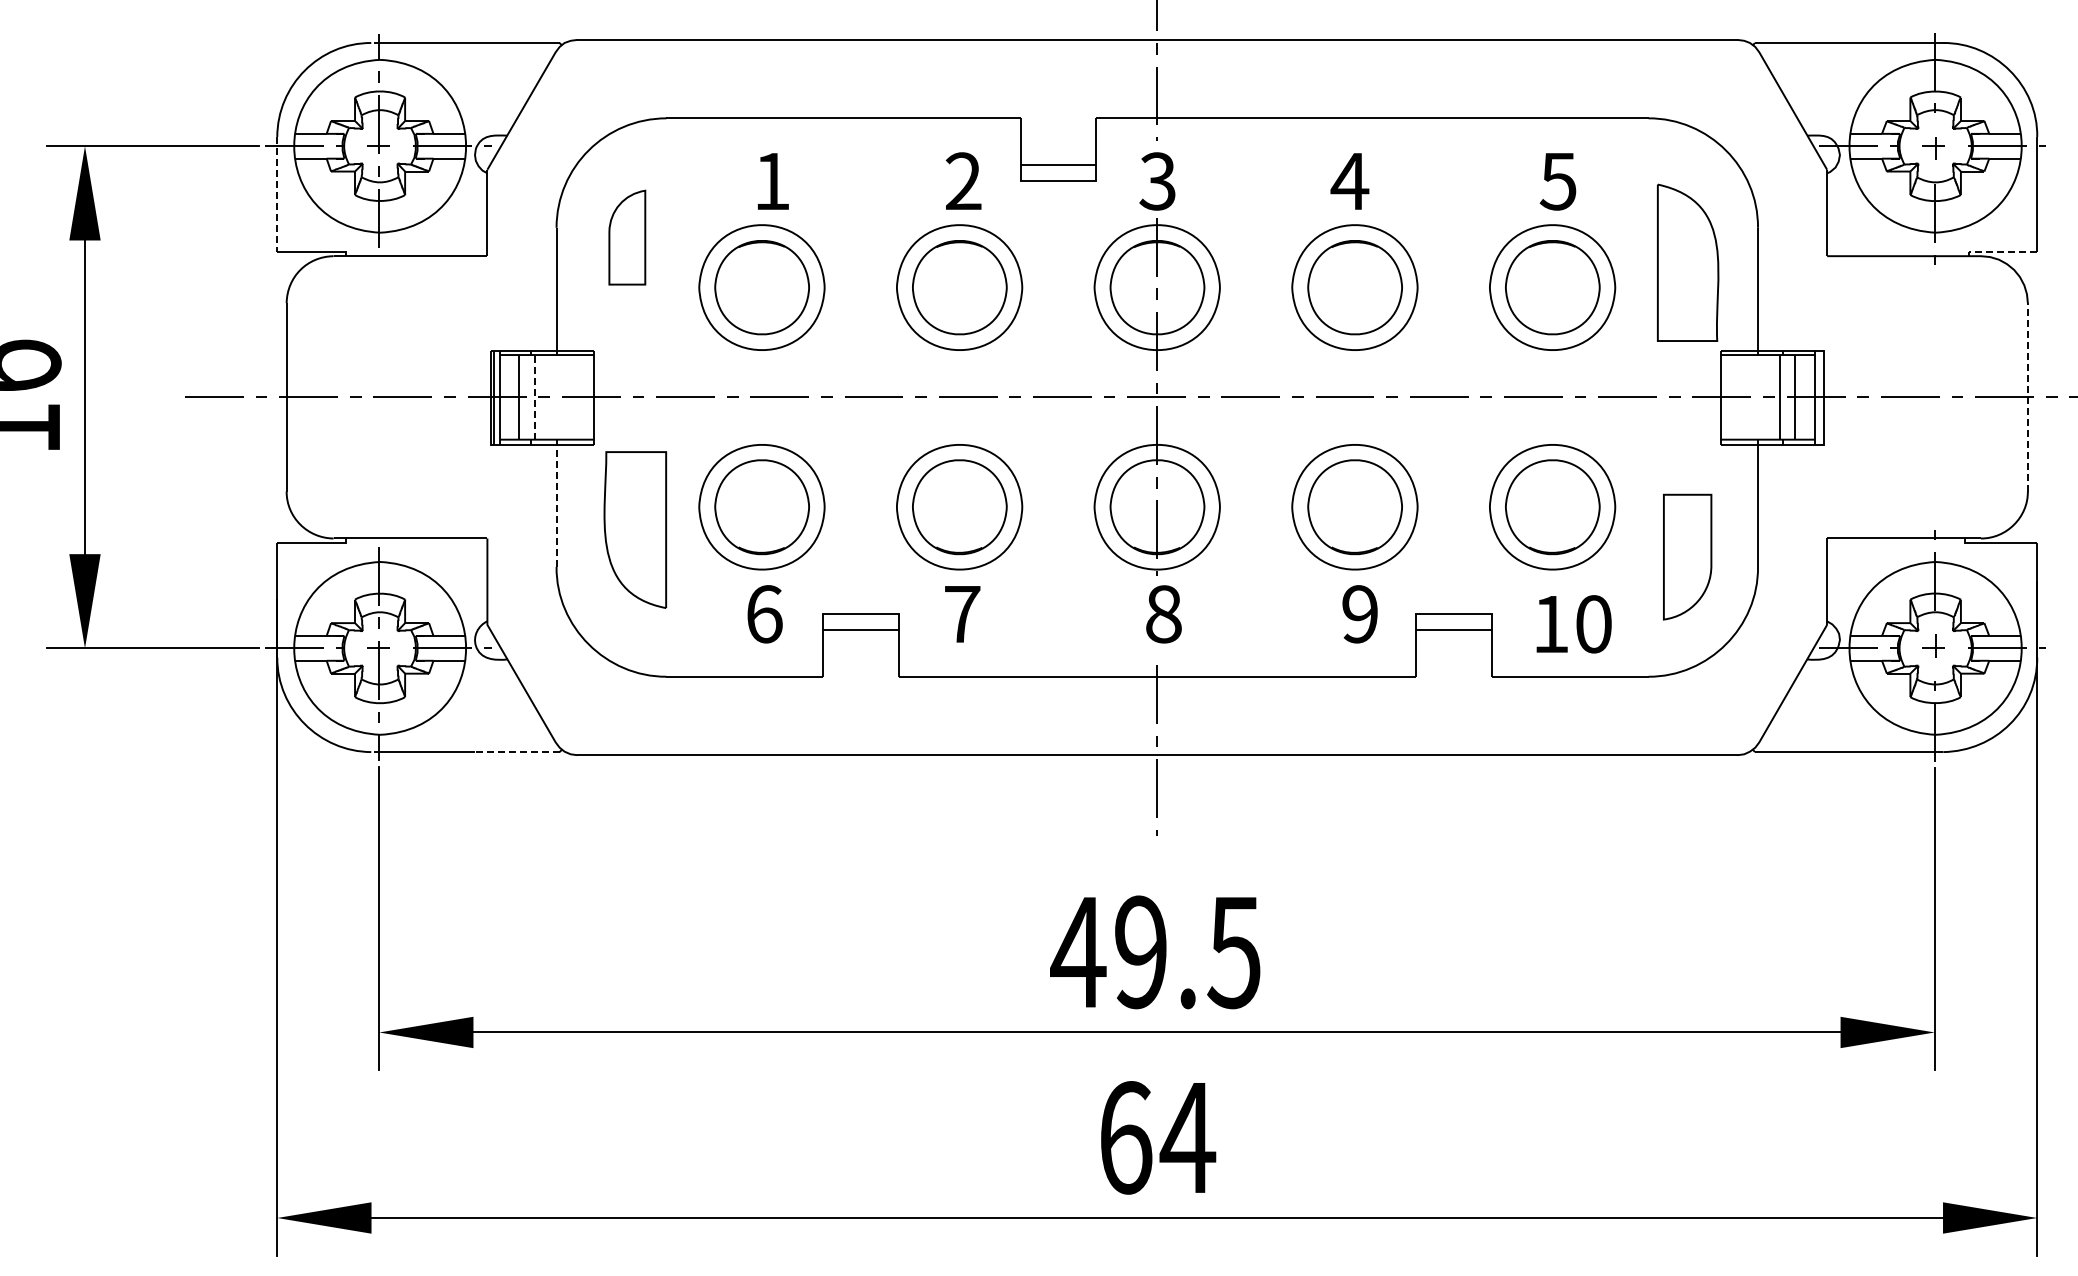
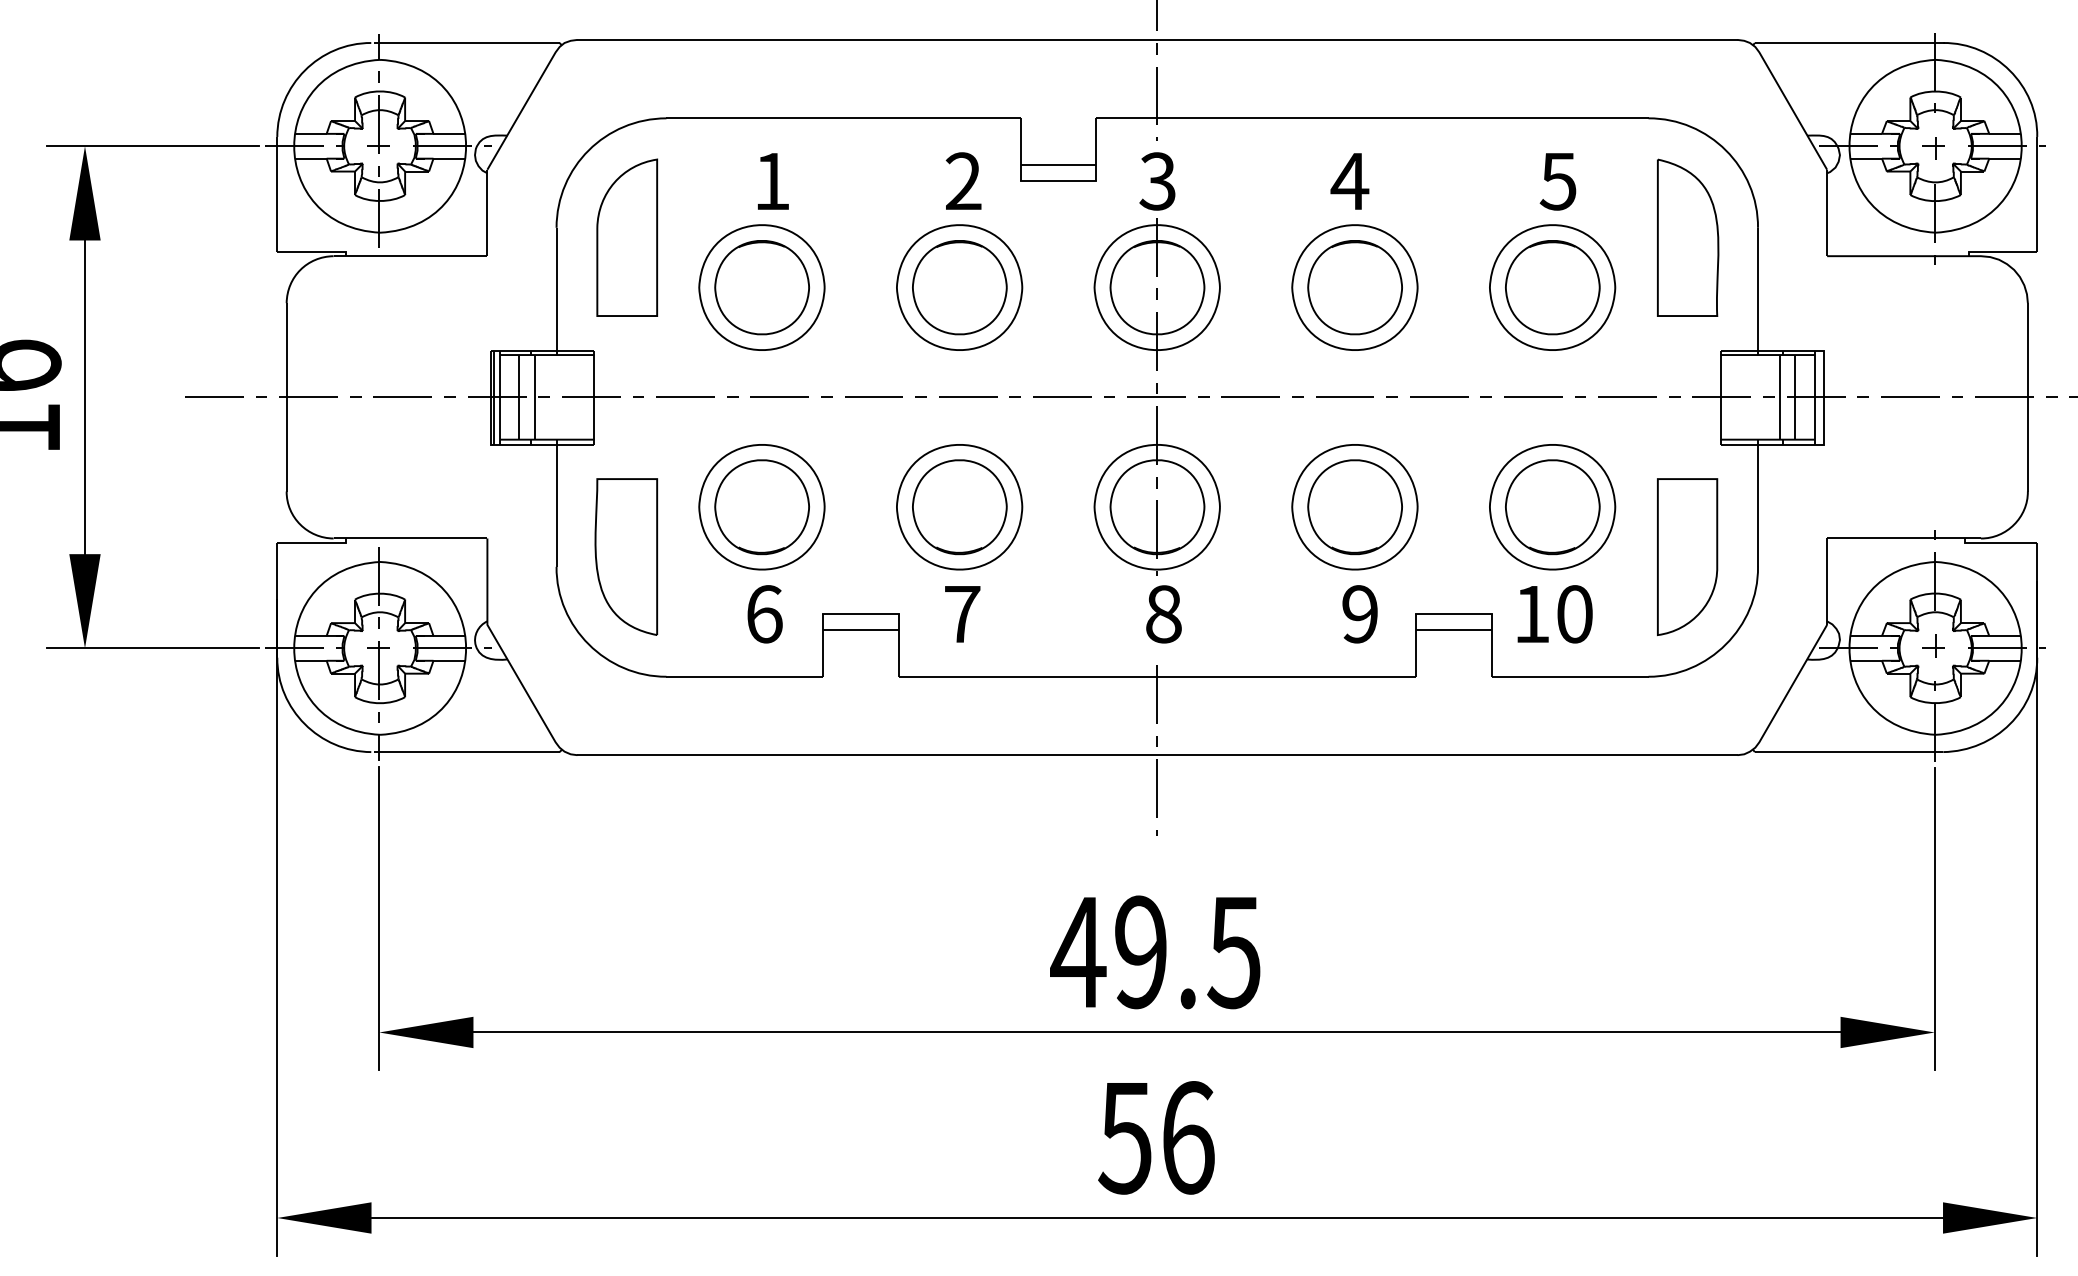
line: dashed -> solid (277, 194)
part size: 39x97 px -> 63x159 px (627, 237)
line: dashed -> solid (2000, 251)
part position: (1688, 262) -> (1688, 237) (1688, 237)
line: dashed -> solid (534, 396)
line: dashed -> solid (2027, 396)
line: dashed -> solid (556, 505)
part position: (635, 529) -> (626, 556) (626, 556)
part size: 50x128 px -> 62x159 px (1687, 557)
text position: (1573, 624) -> (1554, 614) (1554, 614)
line: dashed -> solid (516, 752)
text: 64 -> 56 (1157, 1137)
